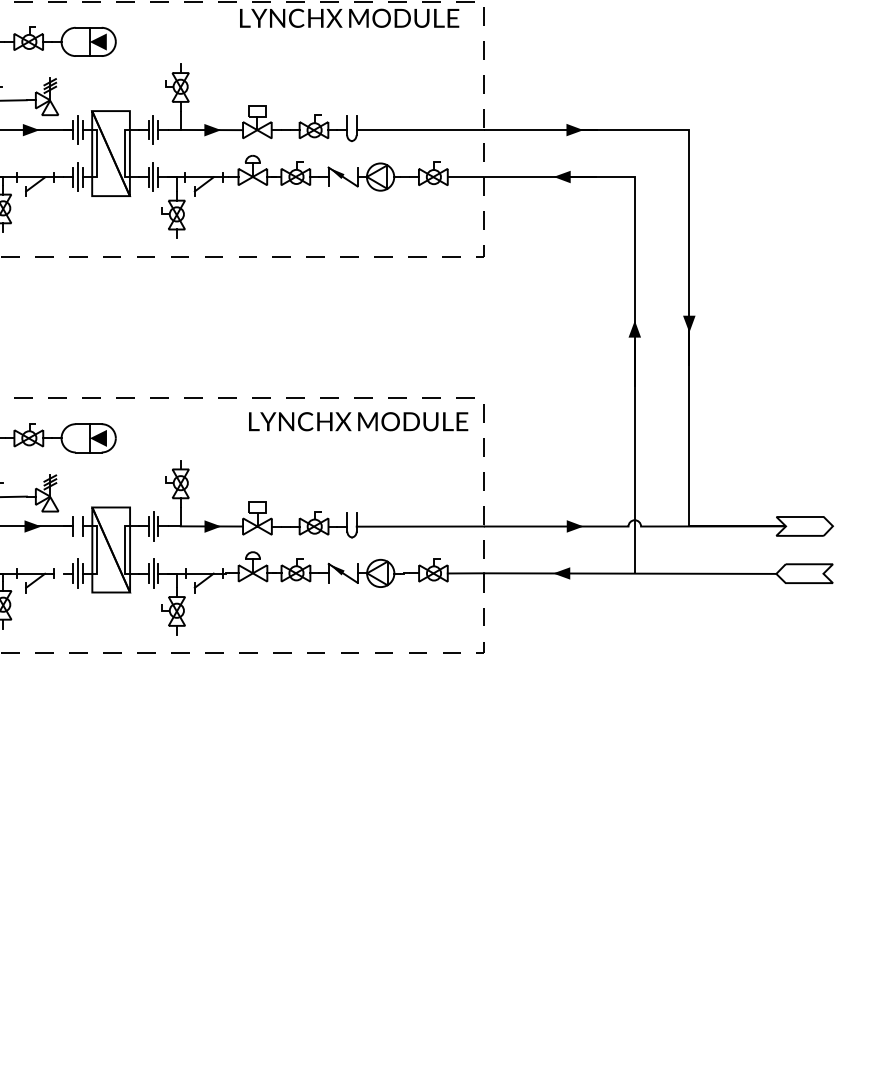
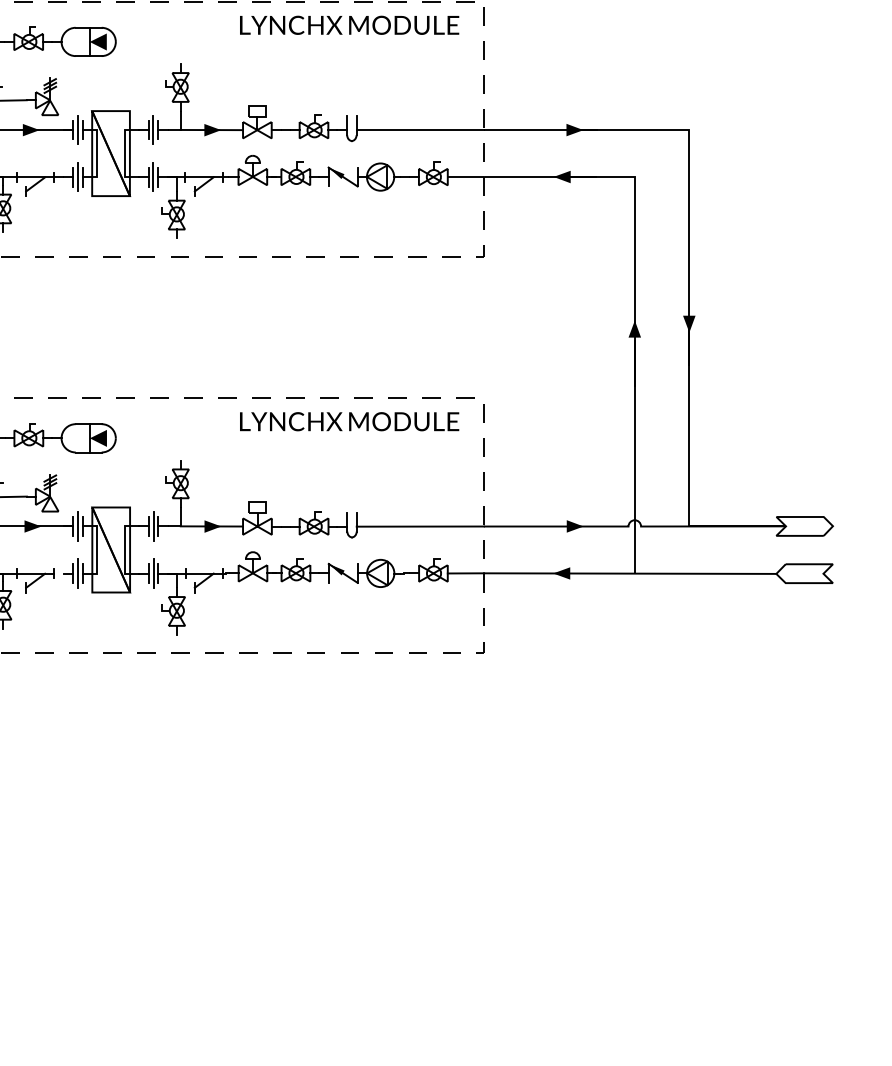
text position: (349, 17) -> (349, 24) (349, 24)
text position: (358, 421) -> (349, 421) (349, 421)
line: none -> present (78, 526)
